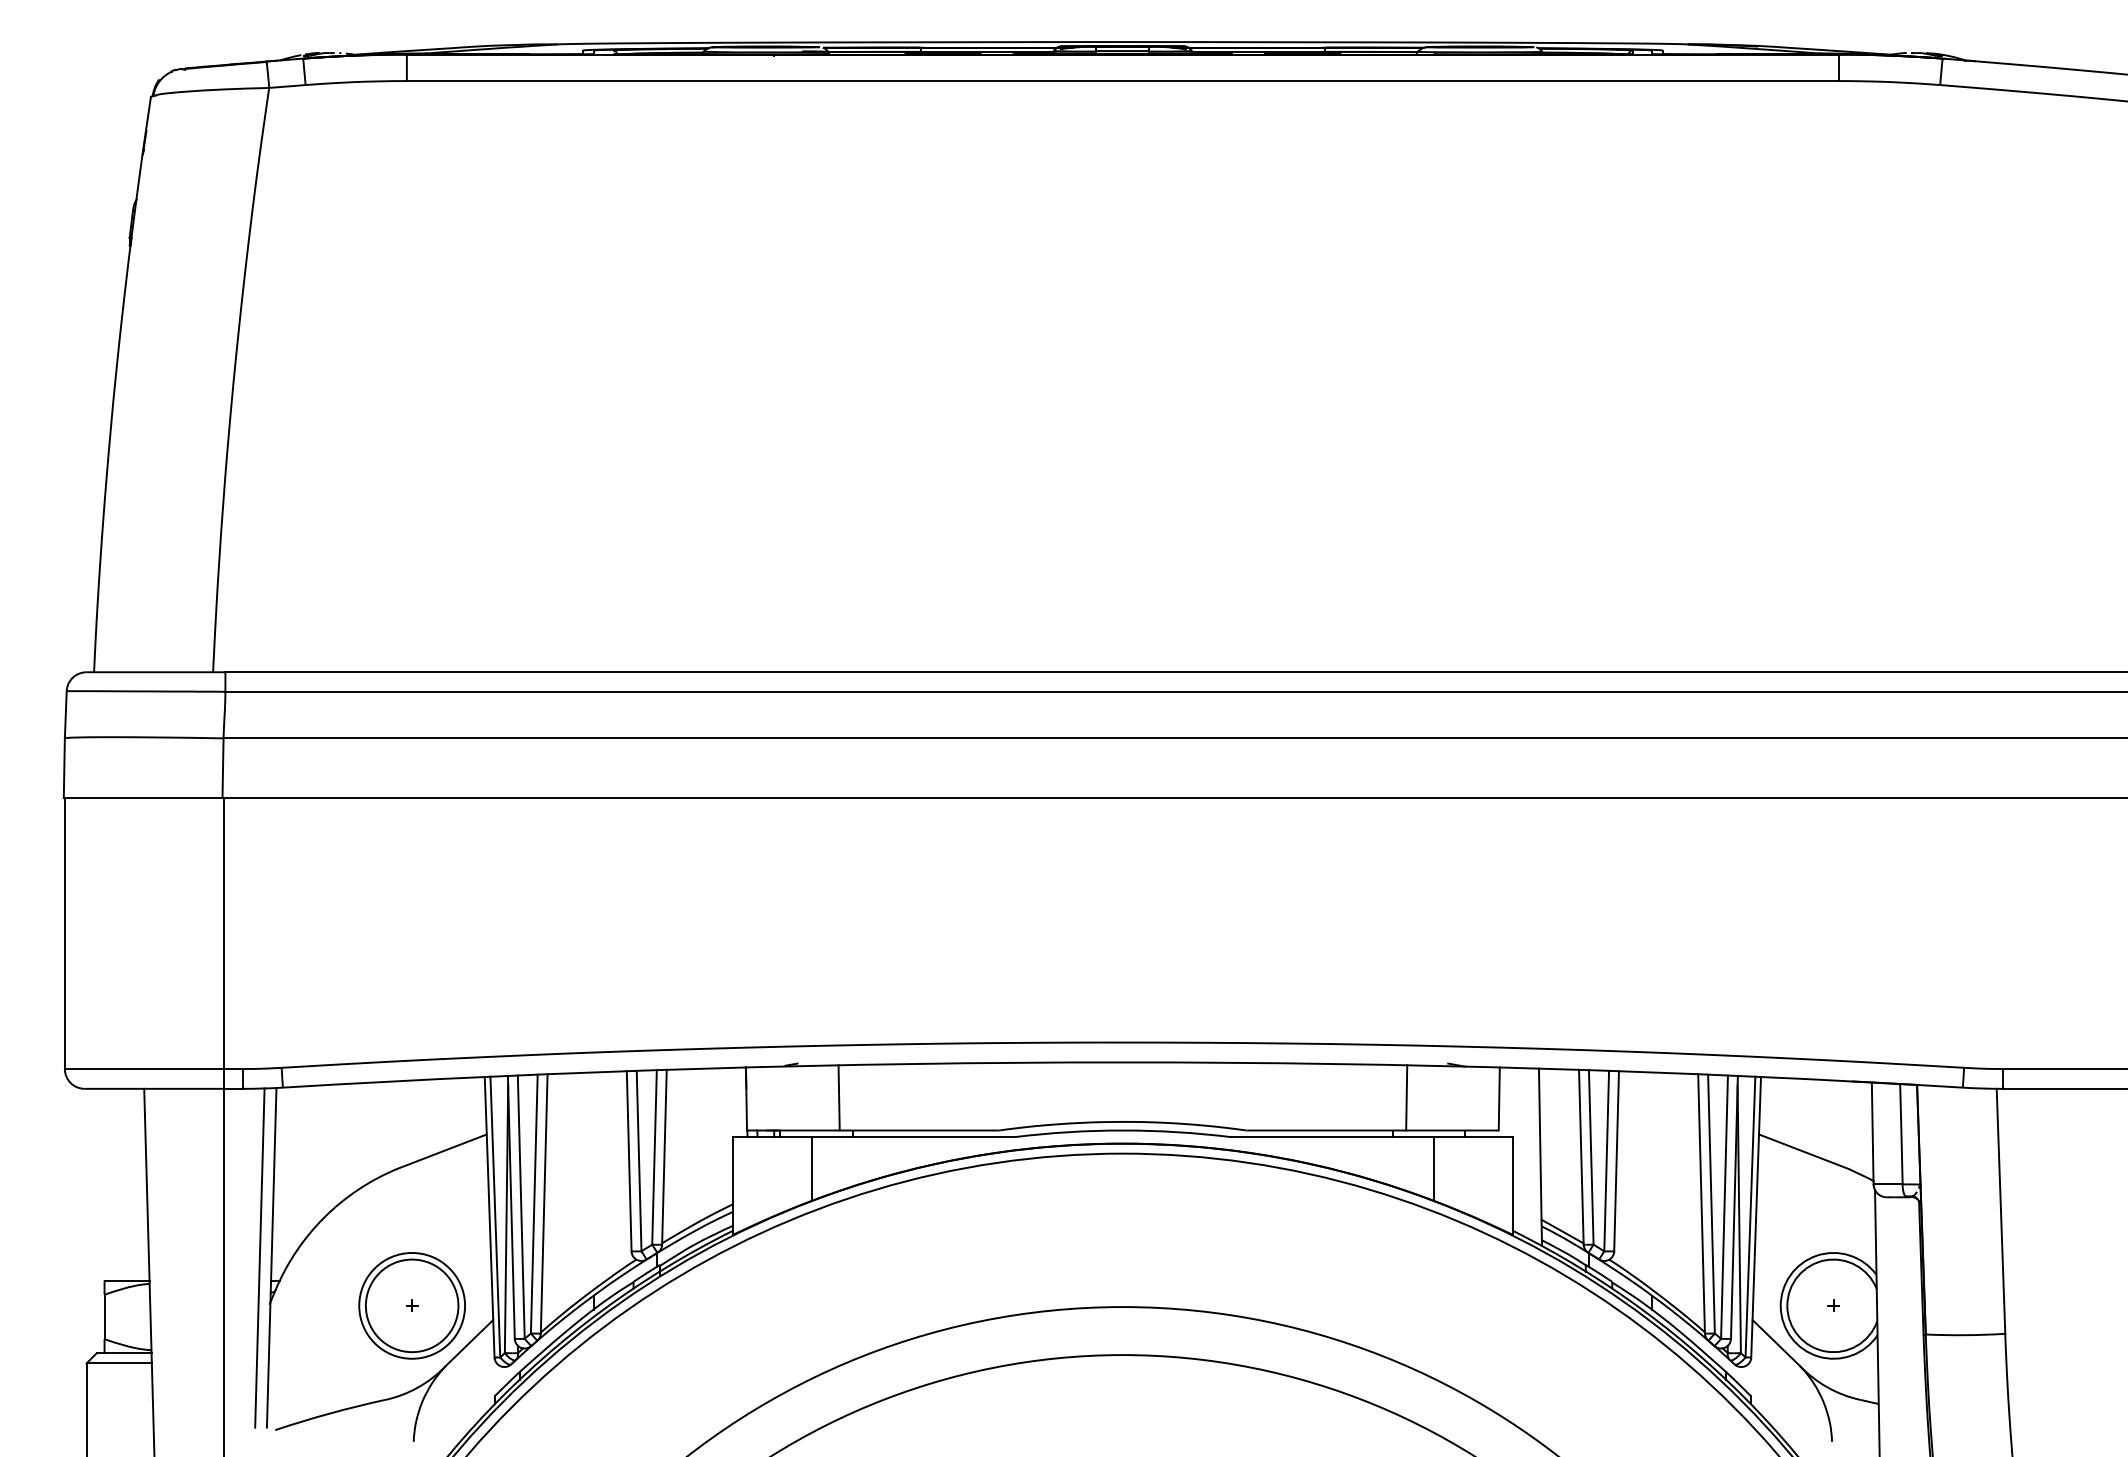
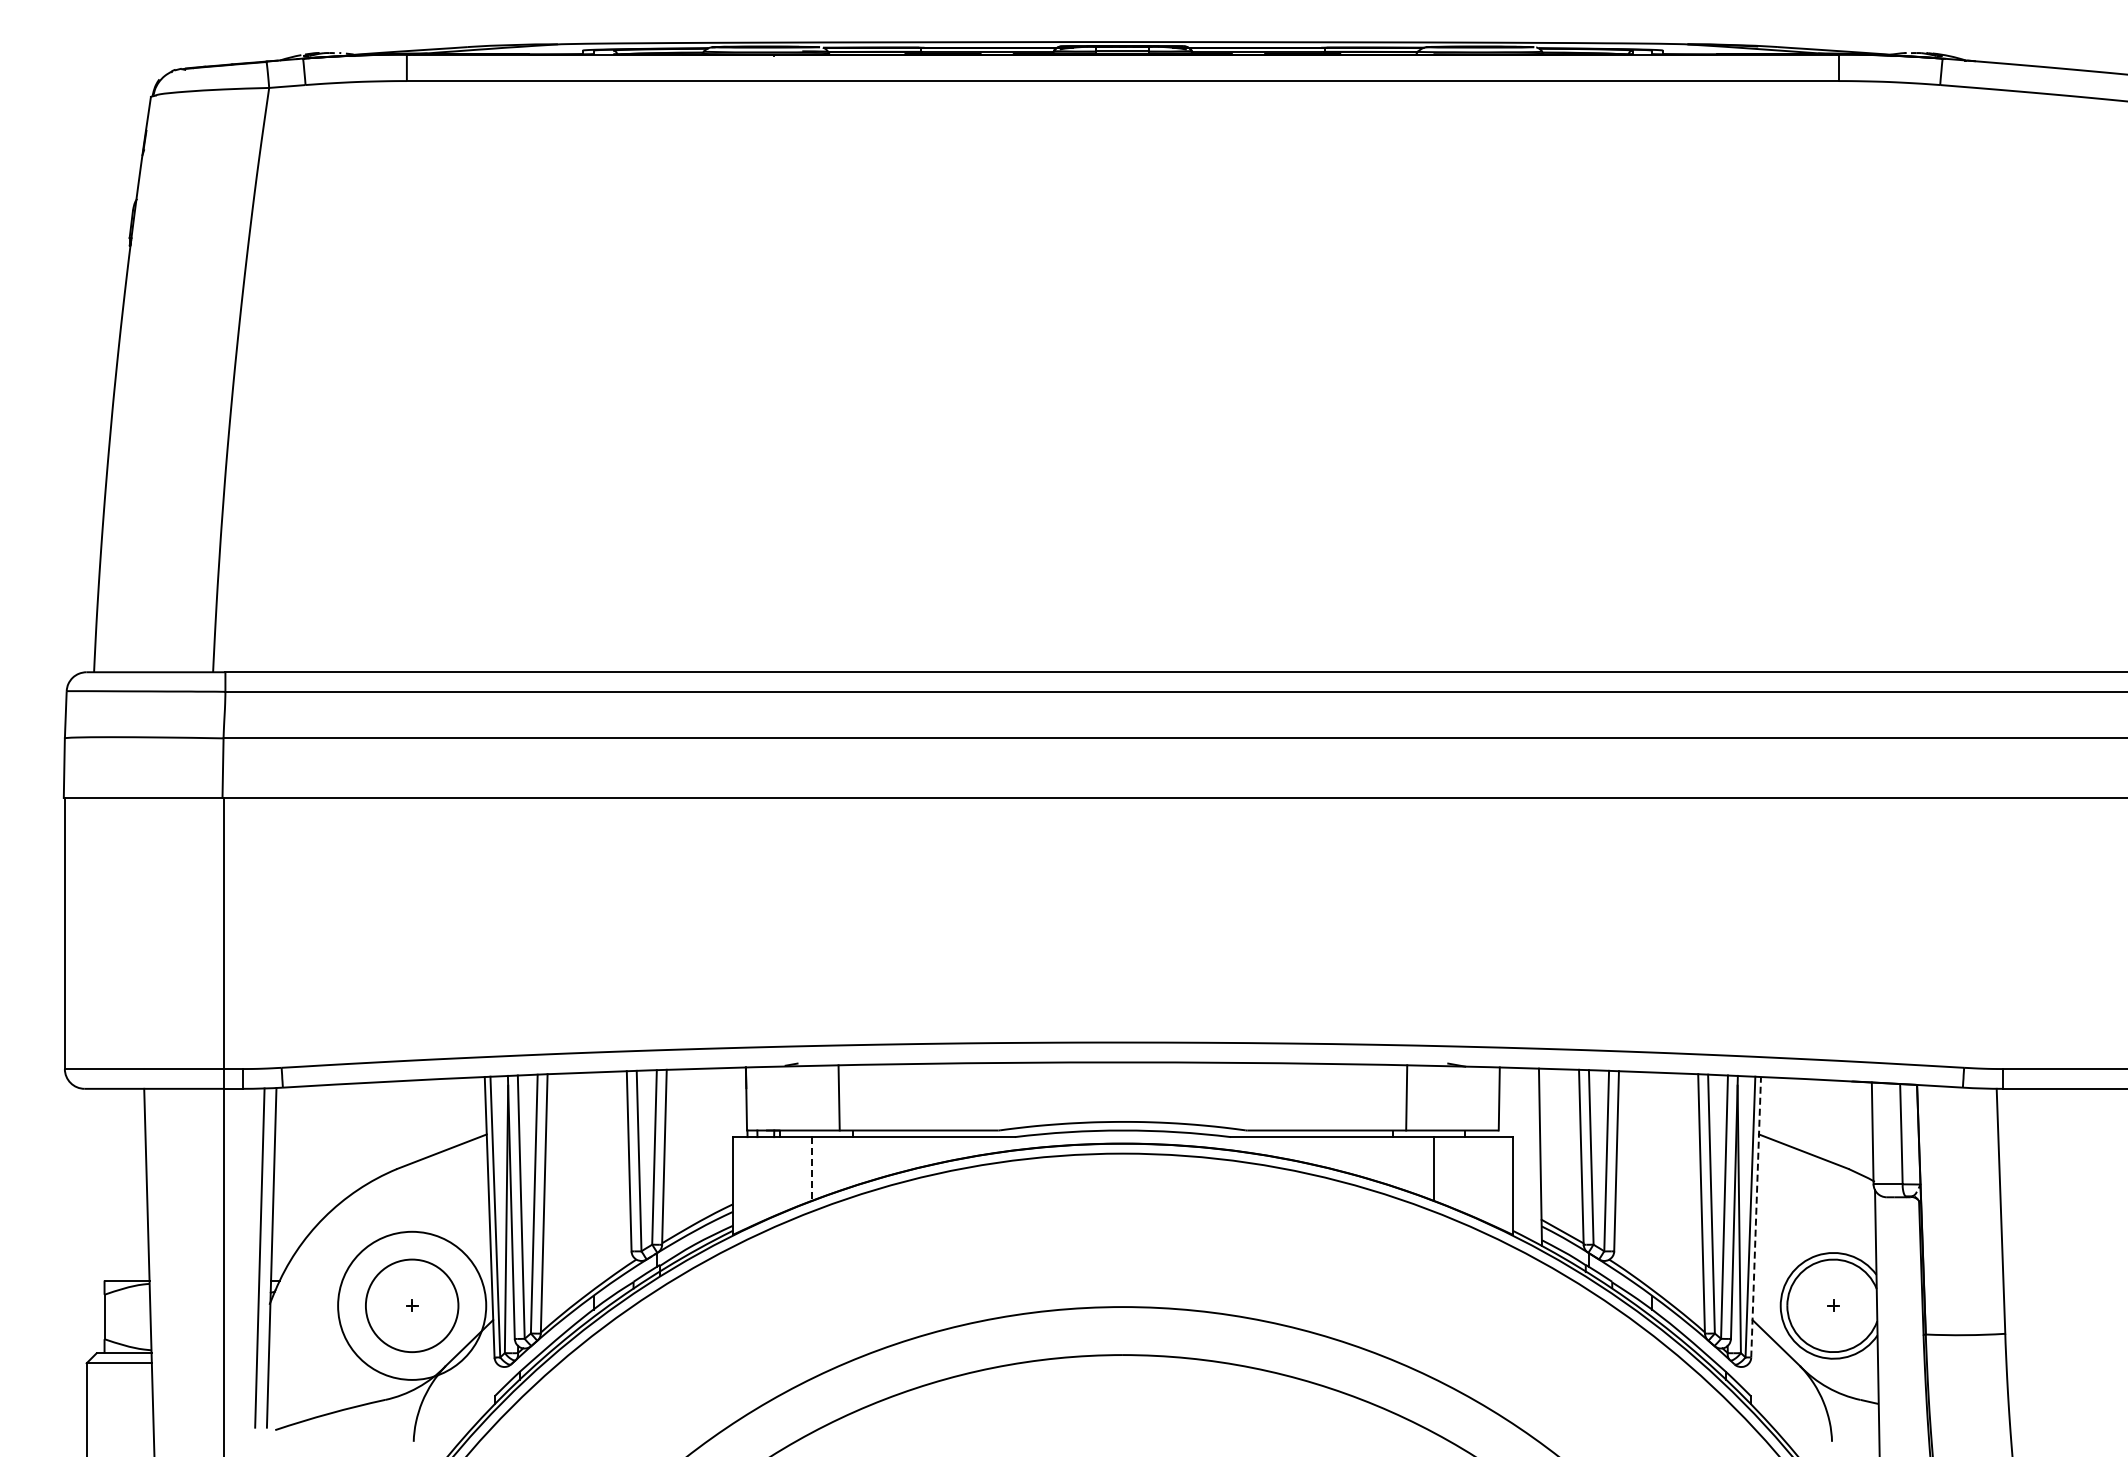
line: solid -> dashed (812, 1168)
line: solid -> dashed (1756, 1216)
circle diameter: 106 px -> 148 px (412, 1305)
